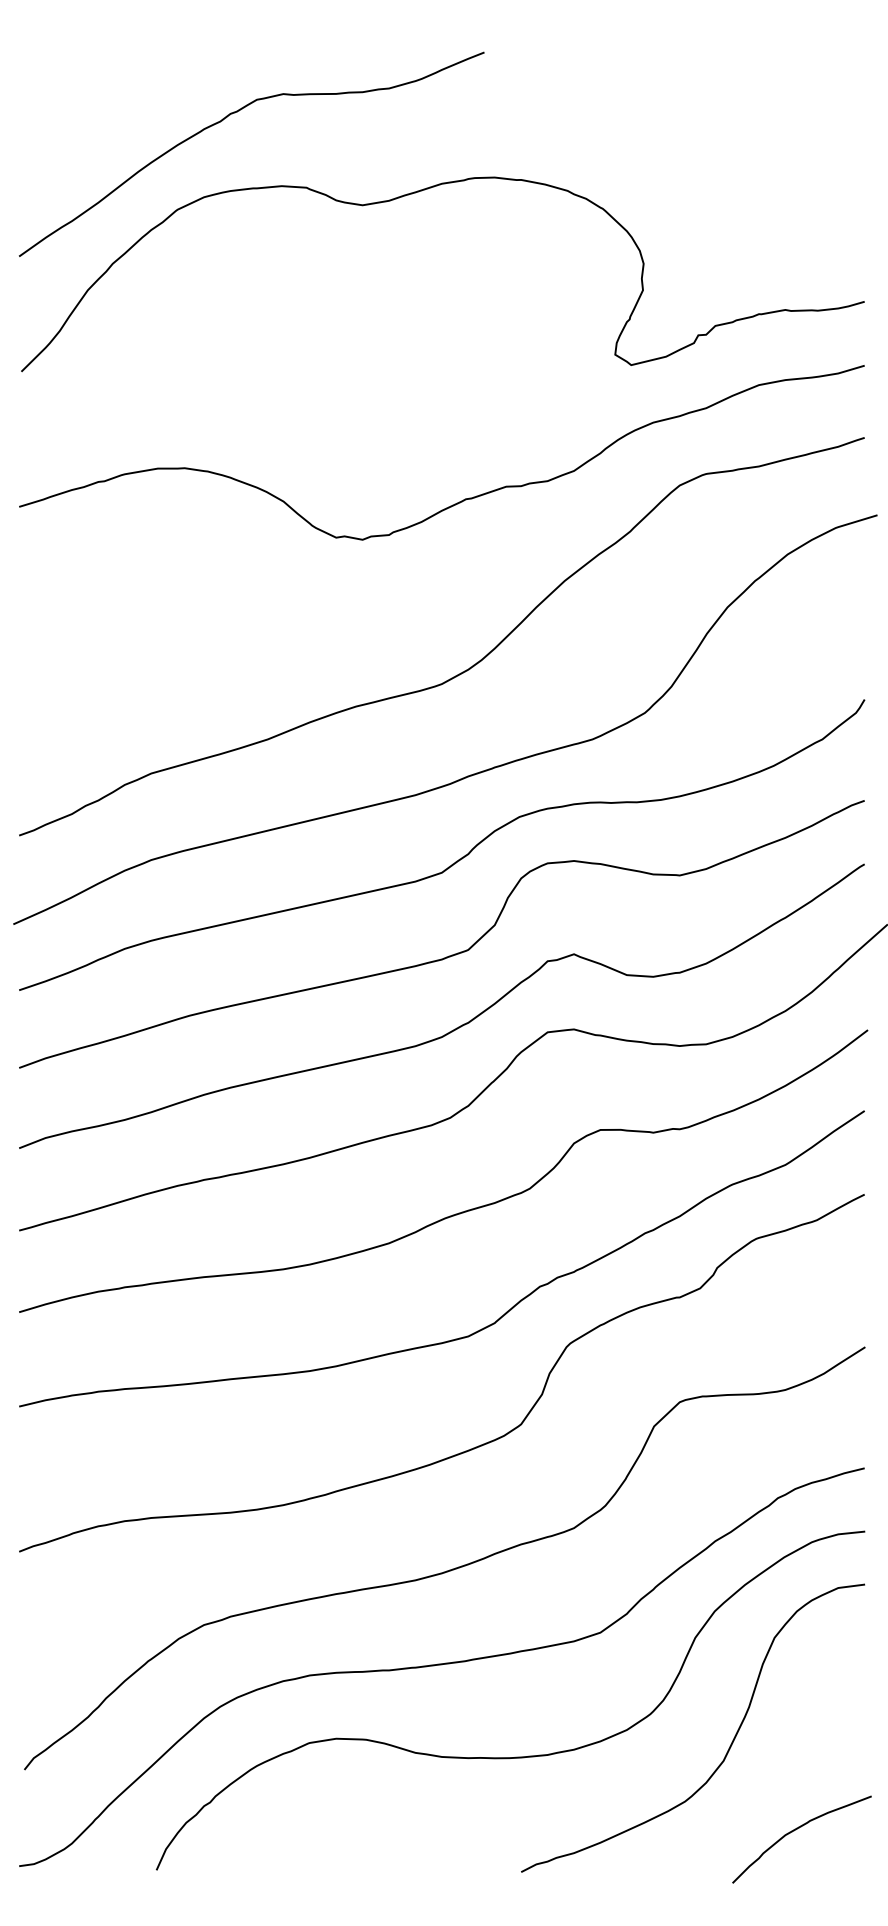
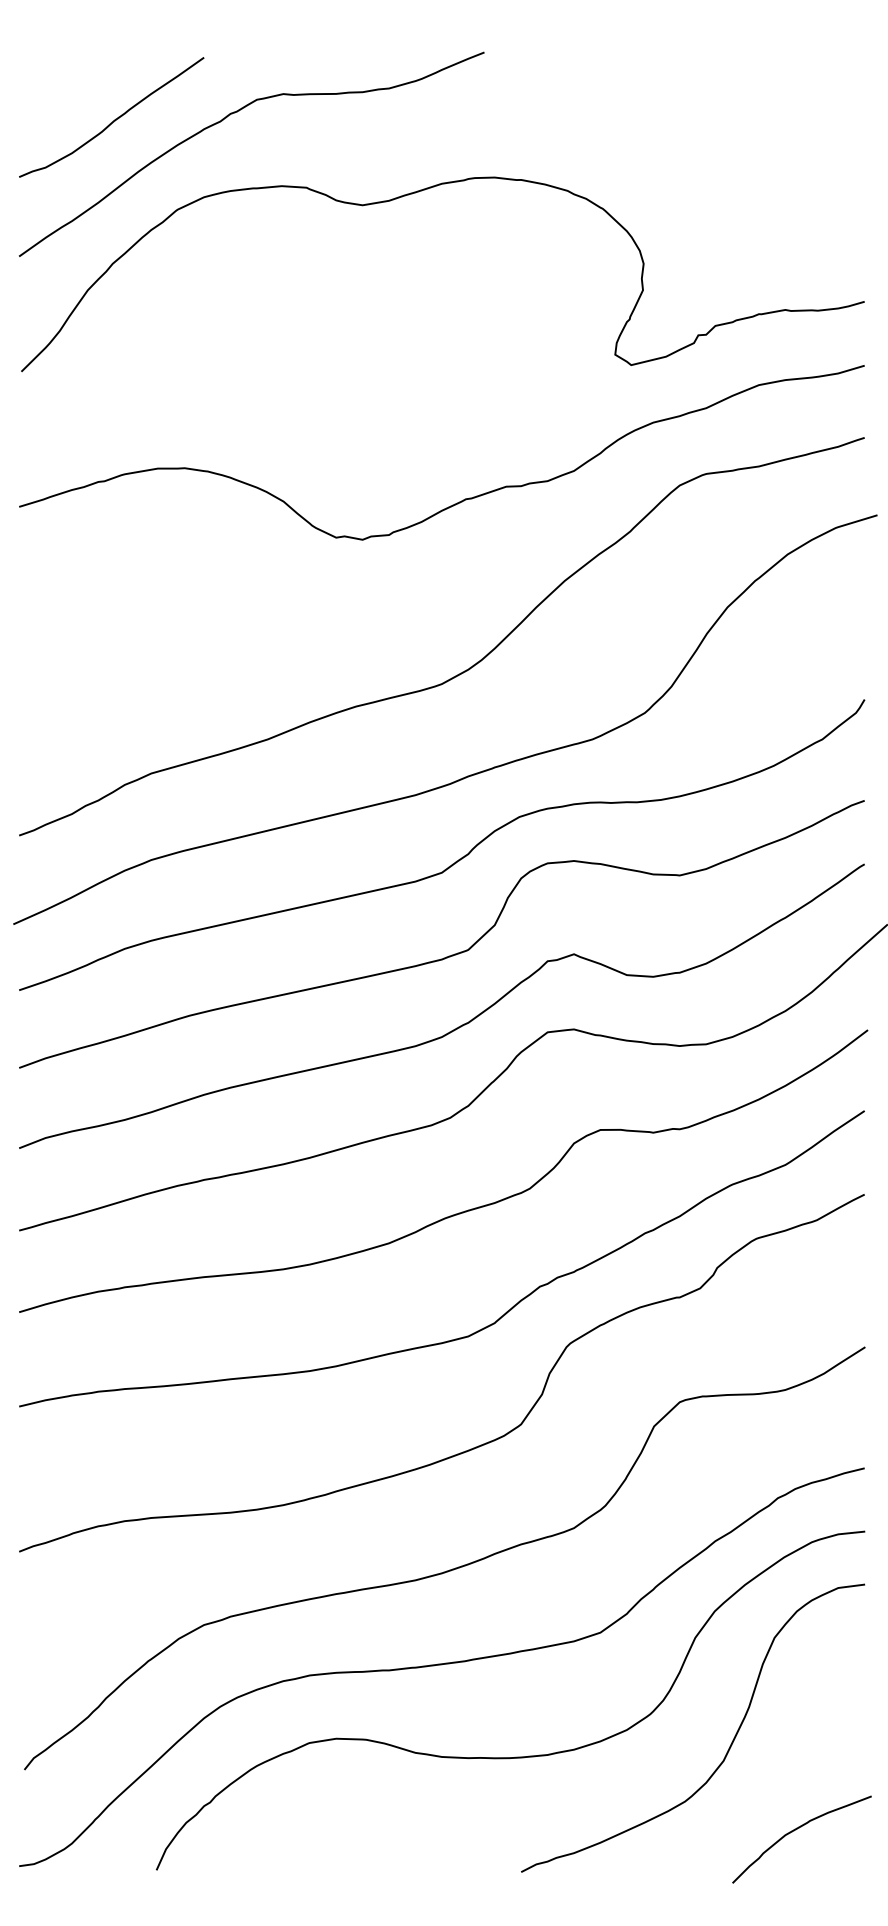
curve: none -> present (114, 119)
